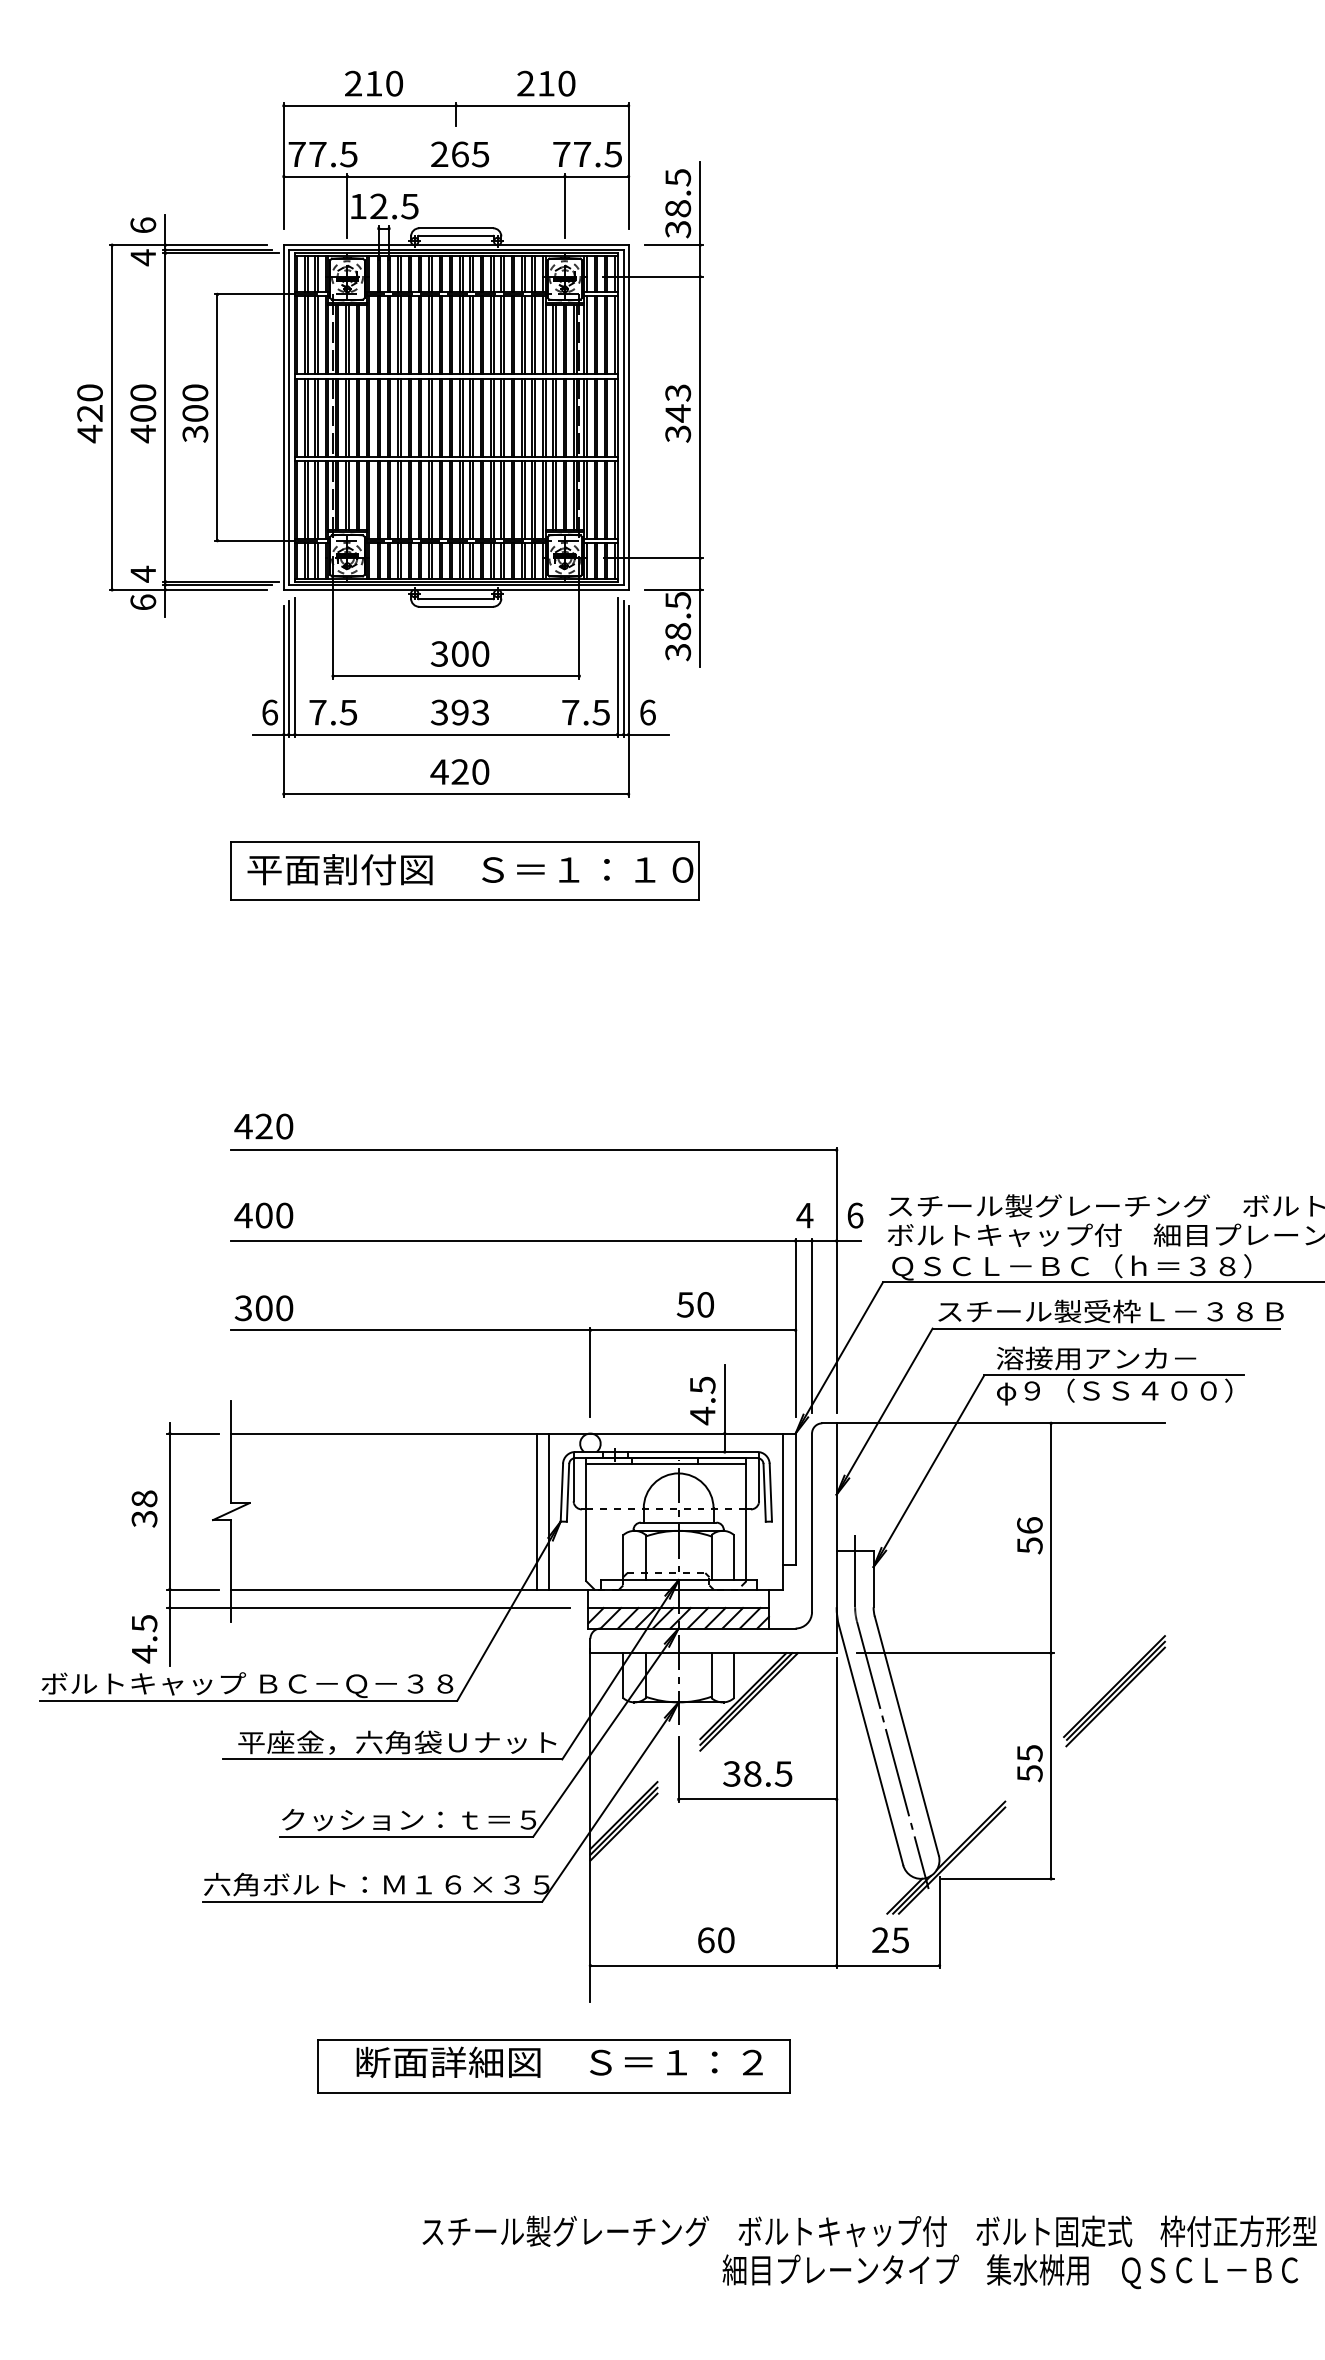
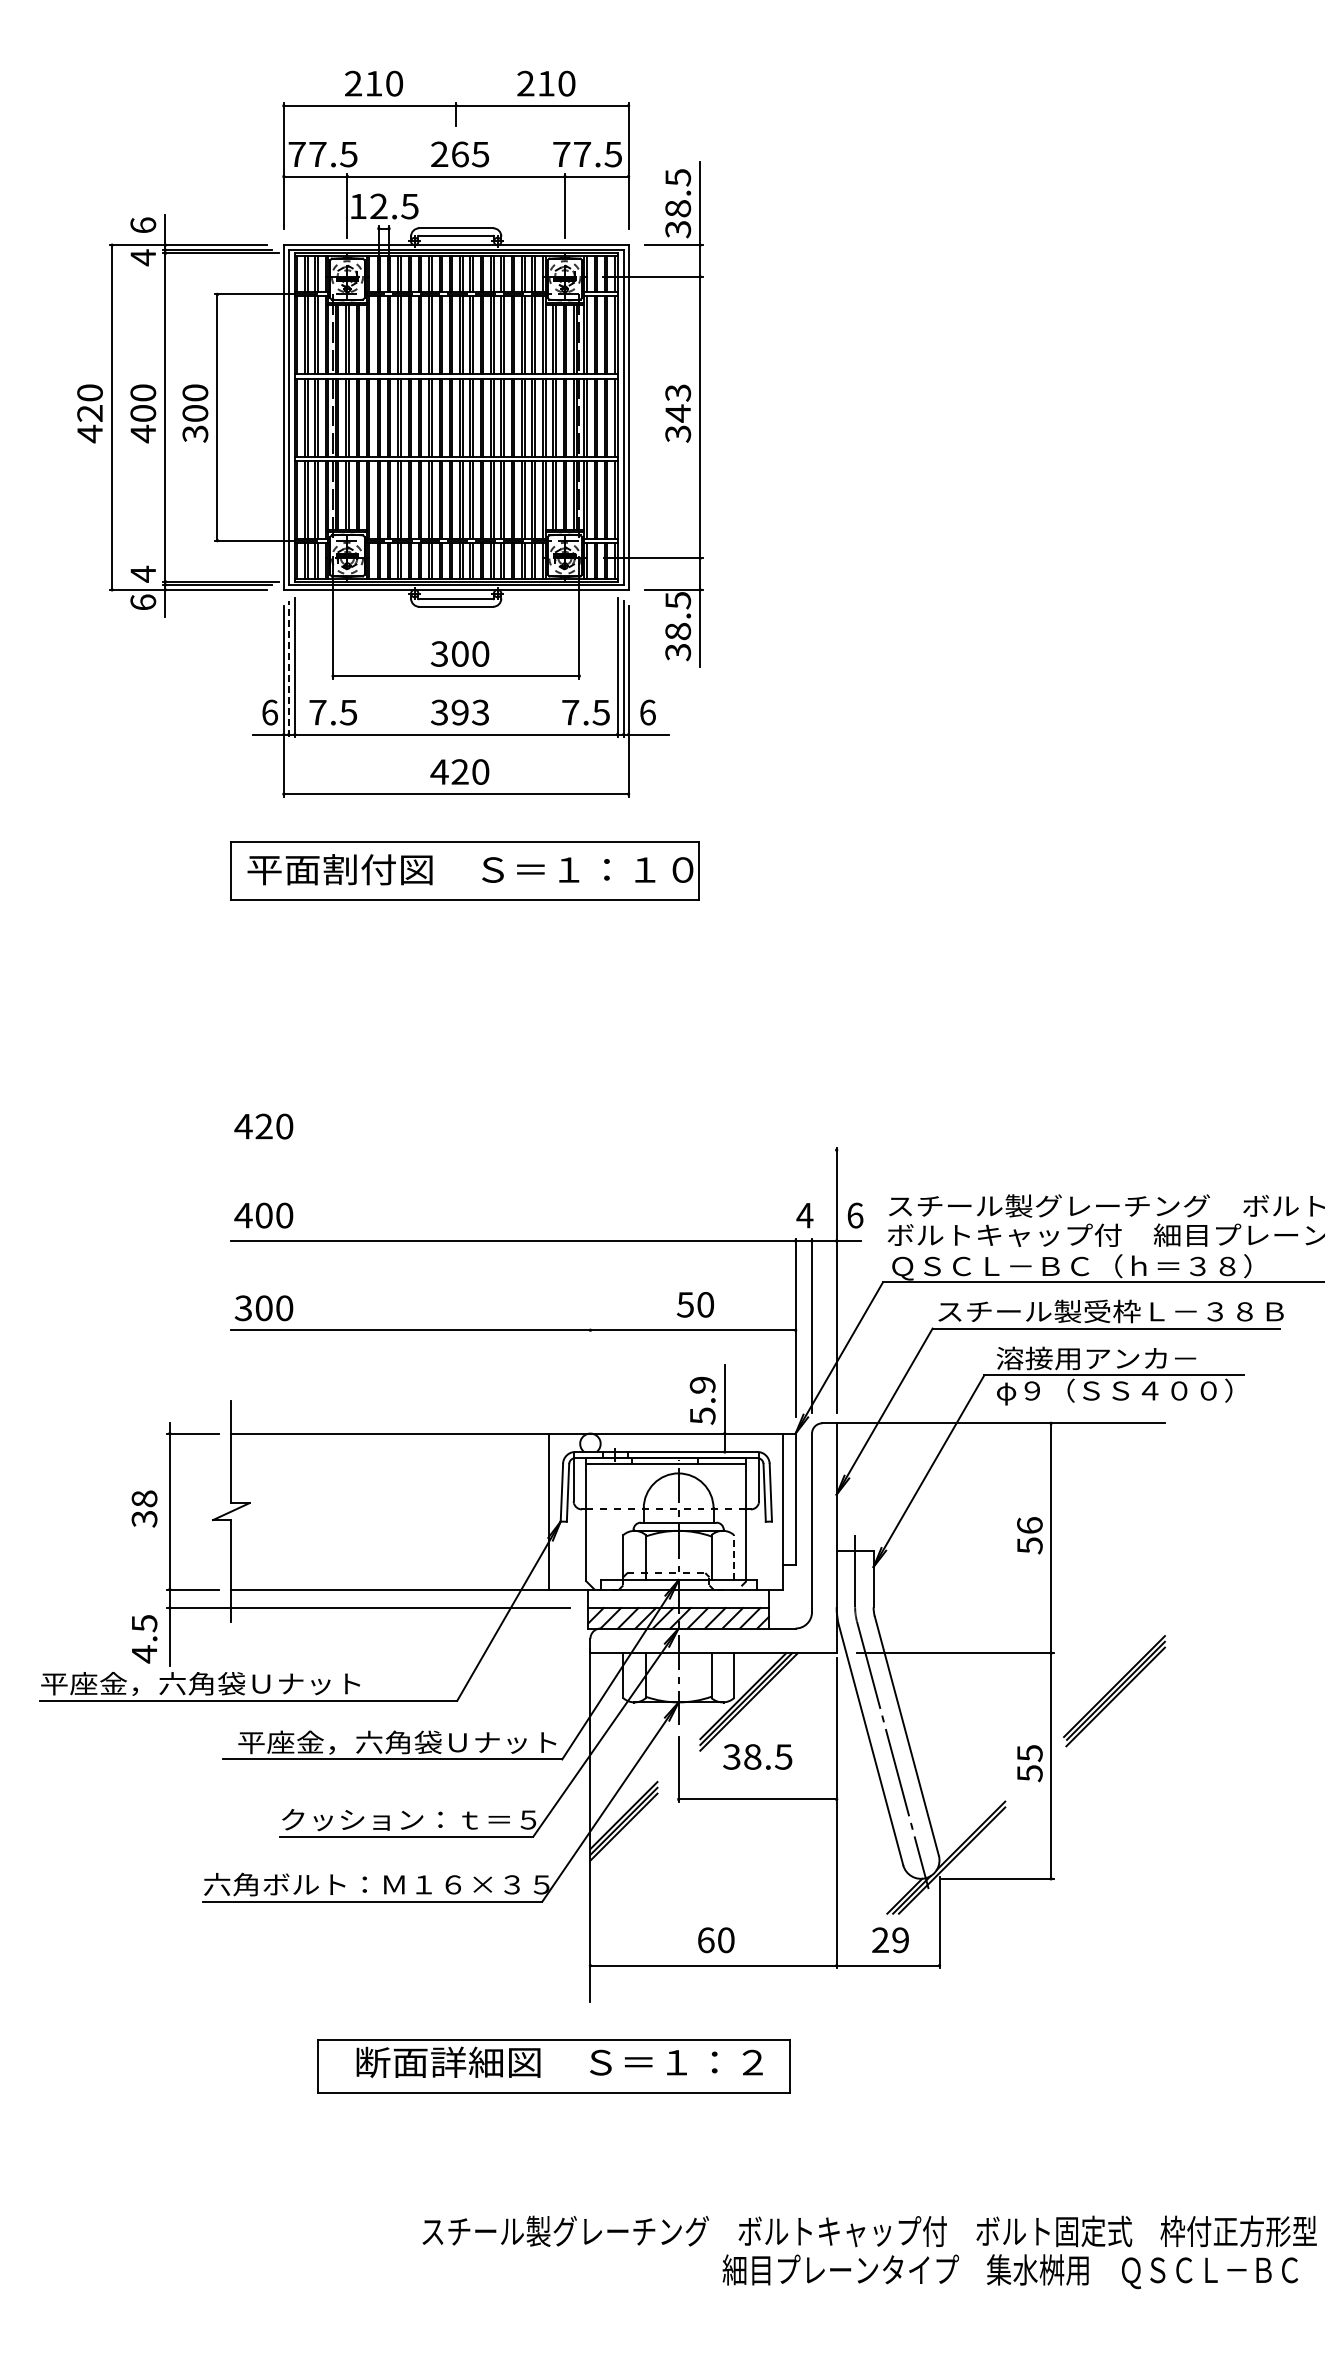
line: solid -> dashed (288, 669)
line: present -> none (533, 1150)
line: present -> none (590, 1371)
text: 4.5 -> 5.9 (702, 1400)
line: present -> none (537, 1511)
line: solid -> dashed (734, 1557)
text: ボルトキャップ ＢＣ－Ｑ－３８ -> 平座金，六角袋Ｕナット (247, 1685)
text position: (757, 1773) -> (757, 1756) (757, 1756)
text: 25 -> 29 (900, 1940)
